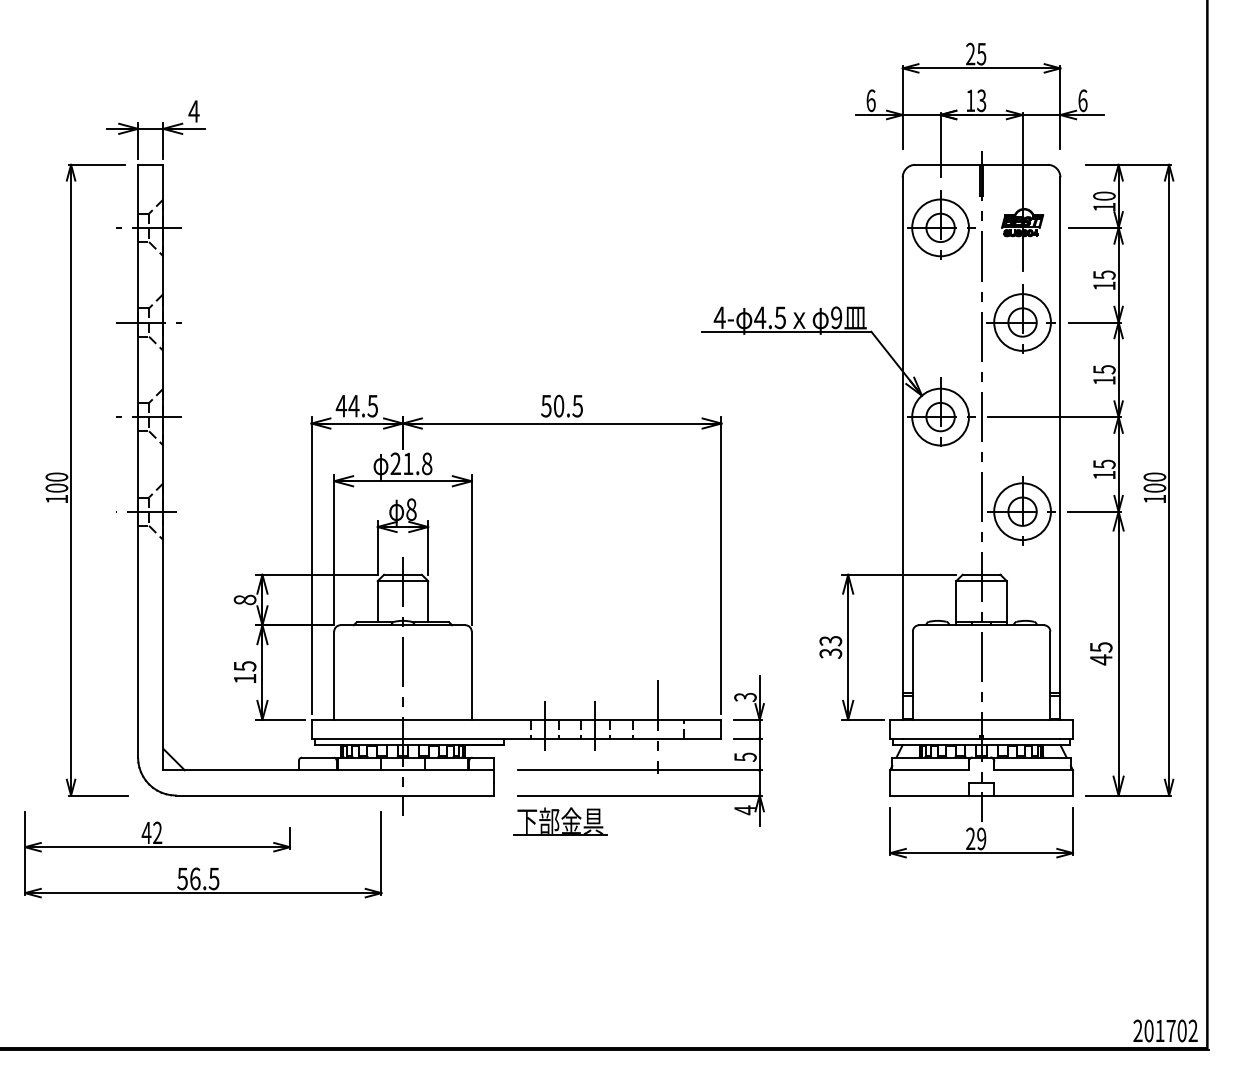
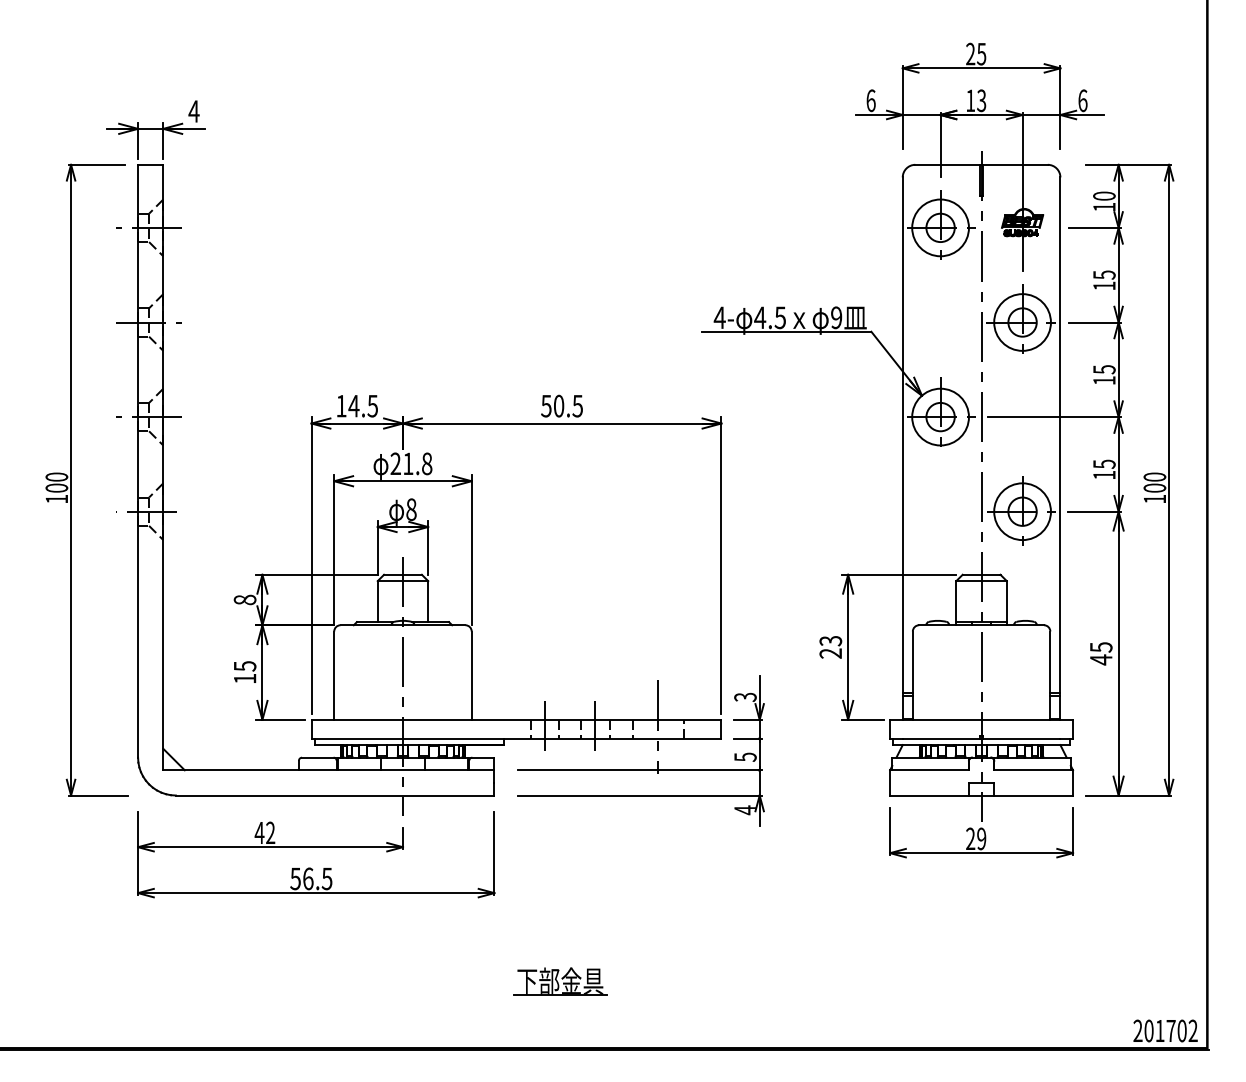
text: 44.5 -> 14.5 (341, 406)
text: 33 -> 23 (831, 653)
part position: (560, 821) -> (560, 981) (560, 981)
part position: (203, 847) -> (316, 847) (316, 847)
